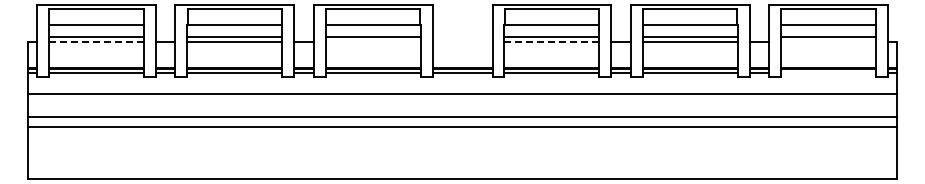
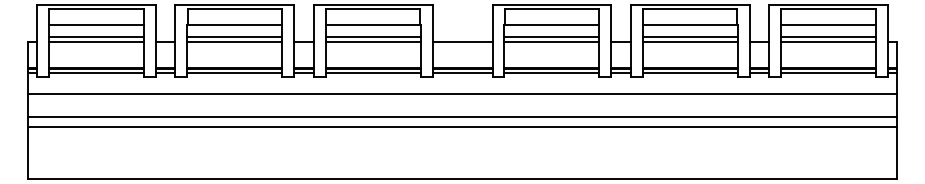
line: dashed -> solid (96, 42)
line: none -> present (372, 42)
line: none -> present (462, 42)
line: dashed -> solid (551, 42)
line: none -> present (827, 42)
line: none -> present (827, 72)
